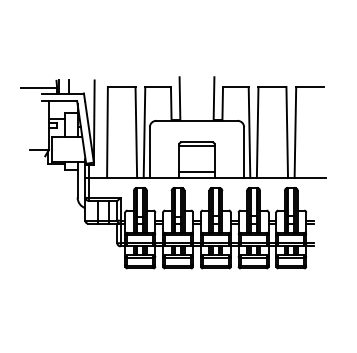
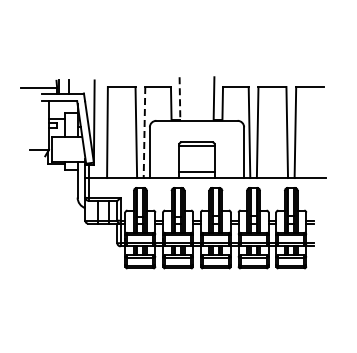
line: solid -> dashed (179, 98)
line: solid -> dashed (144, 132)
